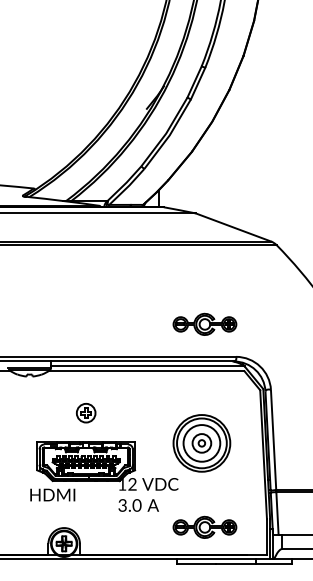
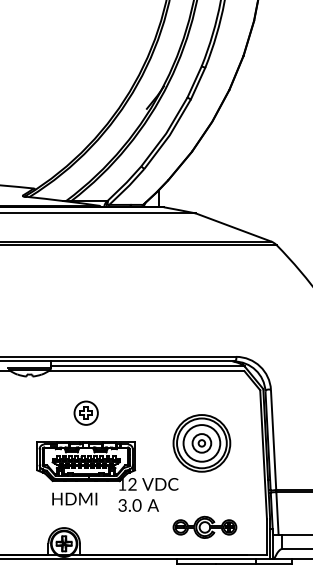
part: present -> none (204, 323)
part size: 21x21 px -> 26x26 px (85, 412)
text position: (52, 494) -> (74, 498) (74, 498)
